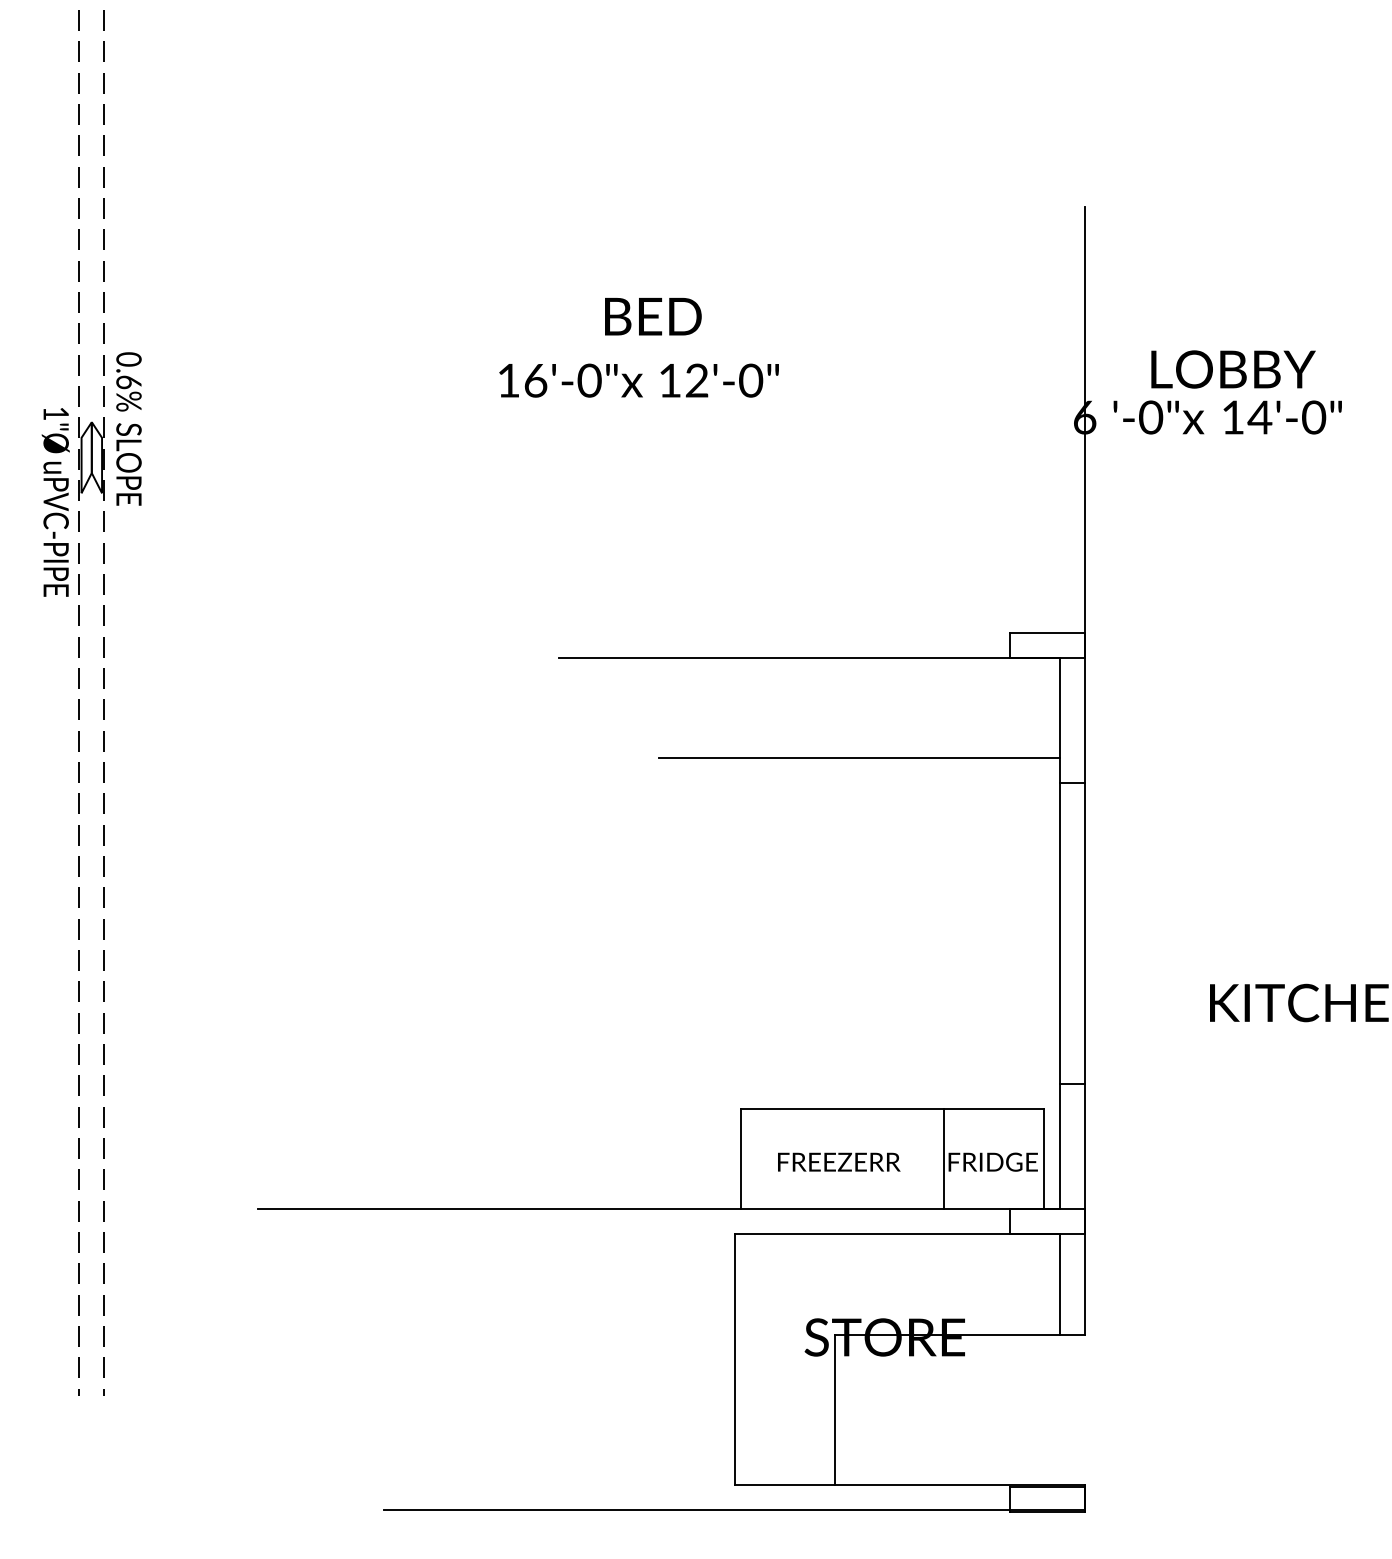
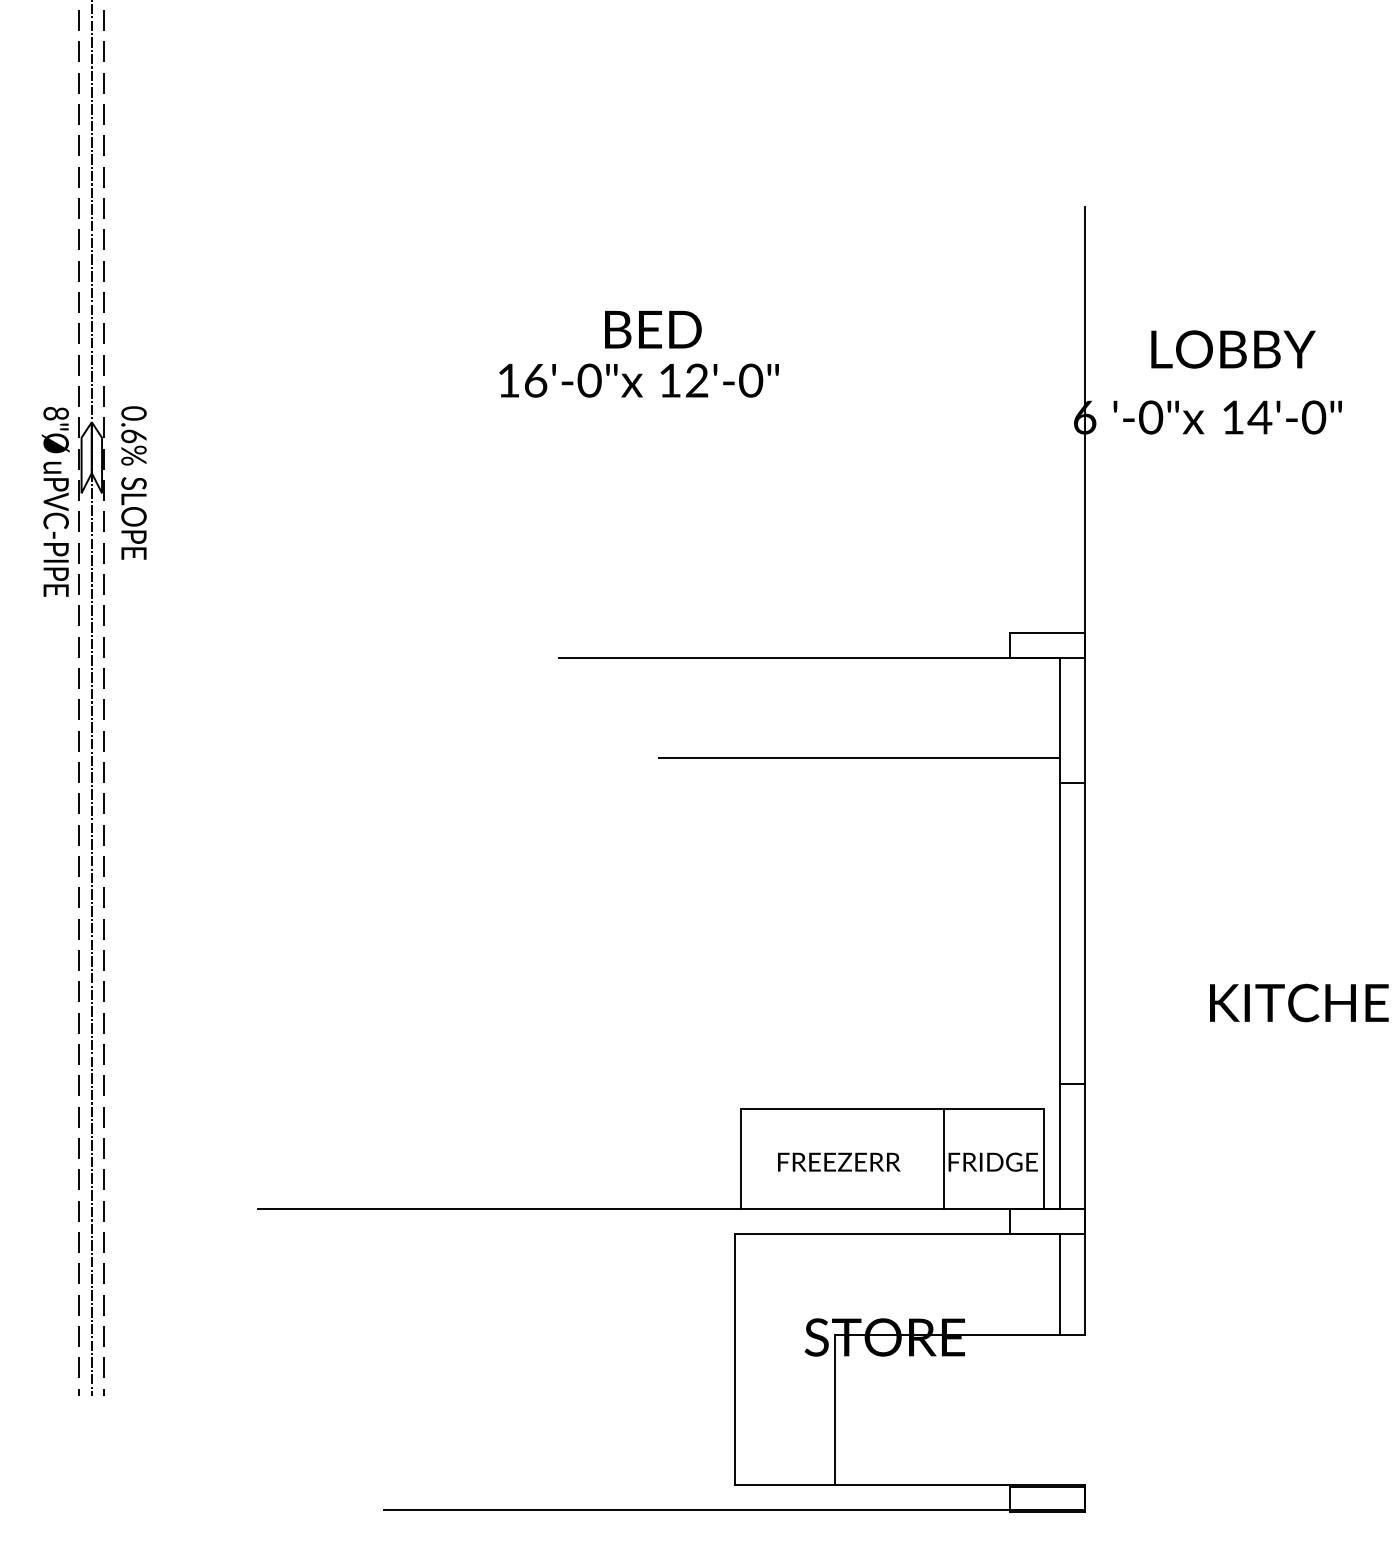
text position: (653, 316) -> (653, 329) (653, 329)
text position: (1233, 369) -> (1233, 349) (1233, 349)
text: 1"Ø -> 8"Ø (55, 413)
text position: (128, 428) -> (133, 482) (133, 482)
line: none -> present (91, 699)
